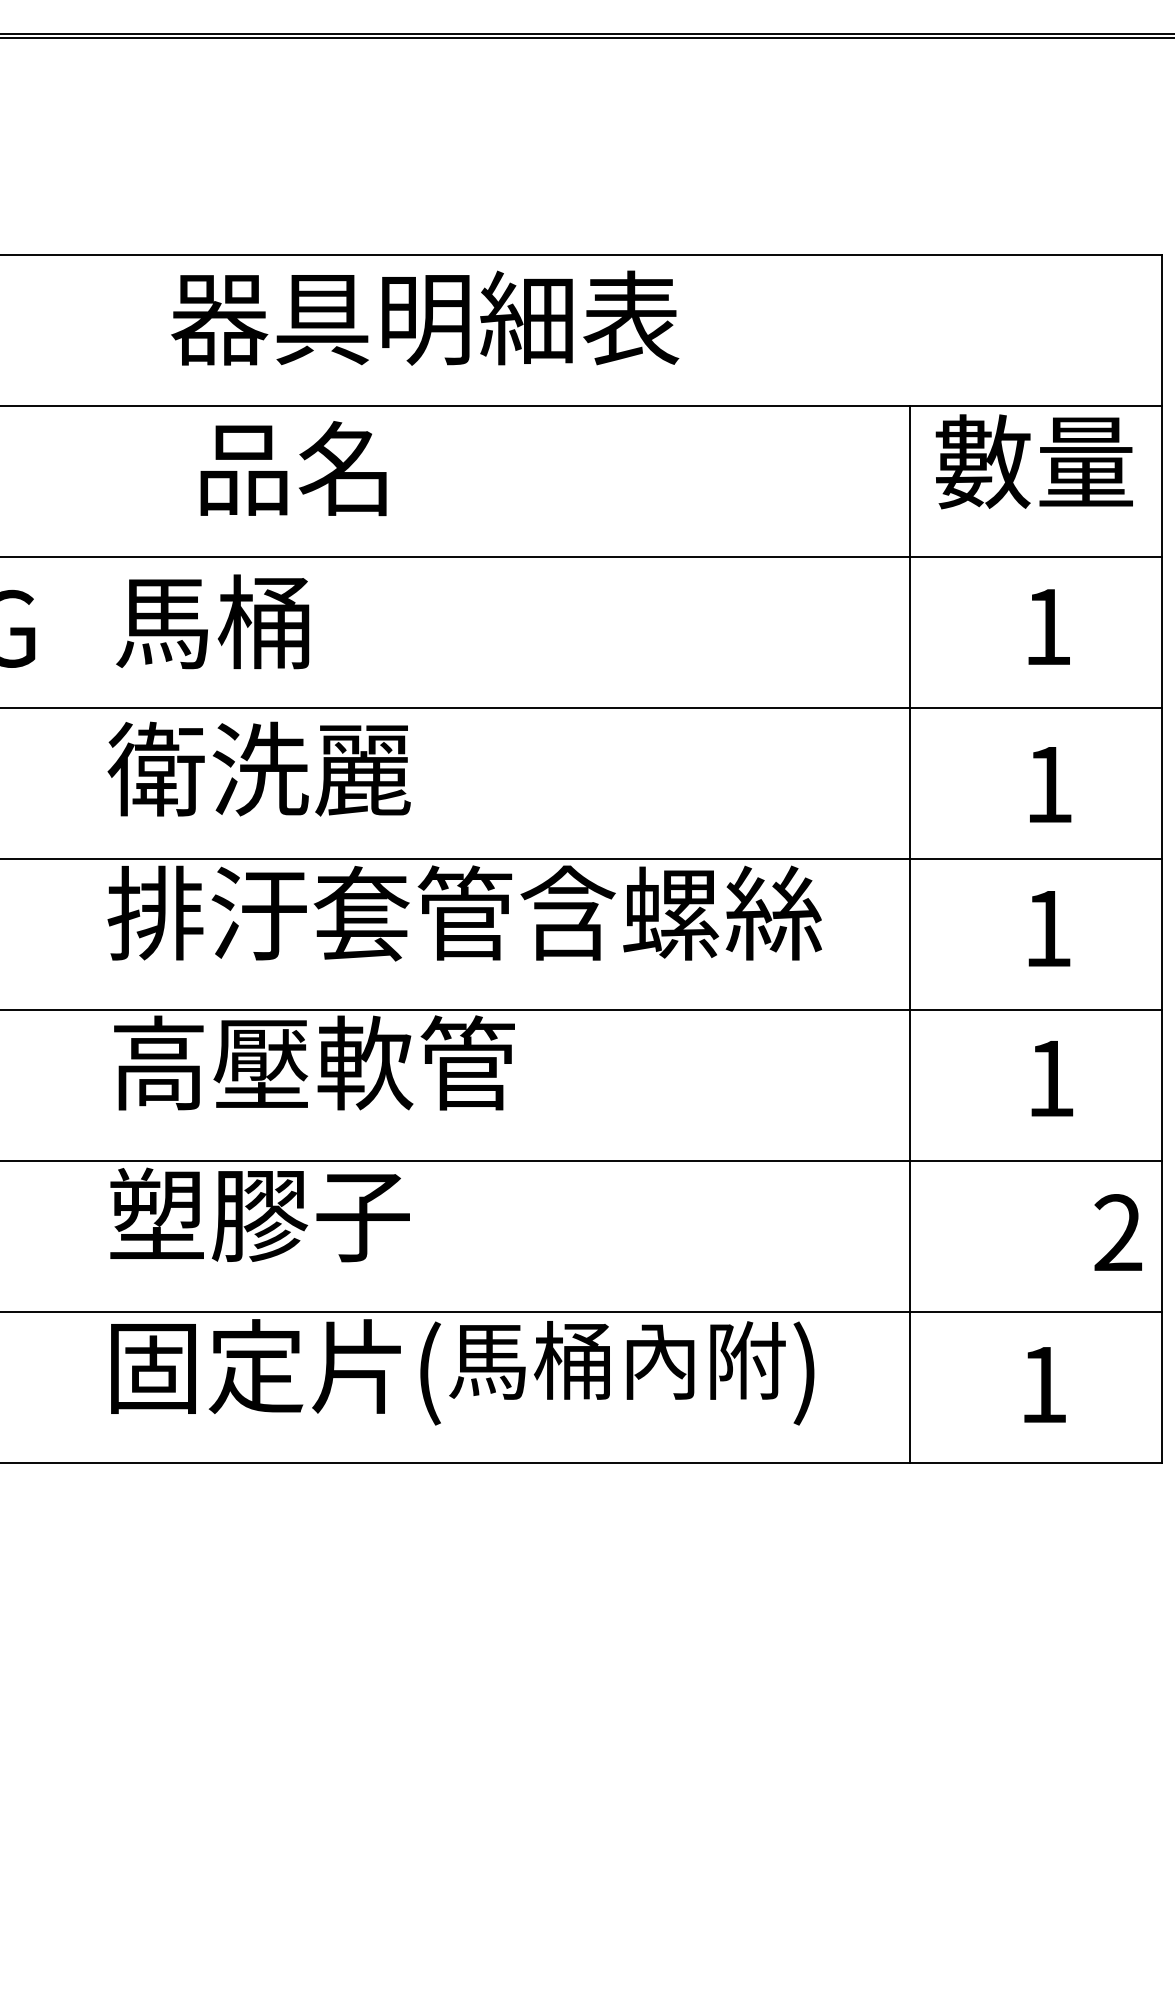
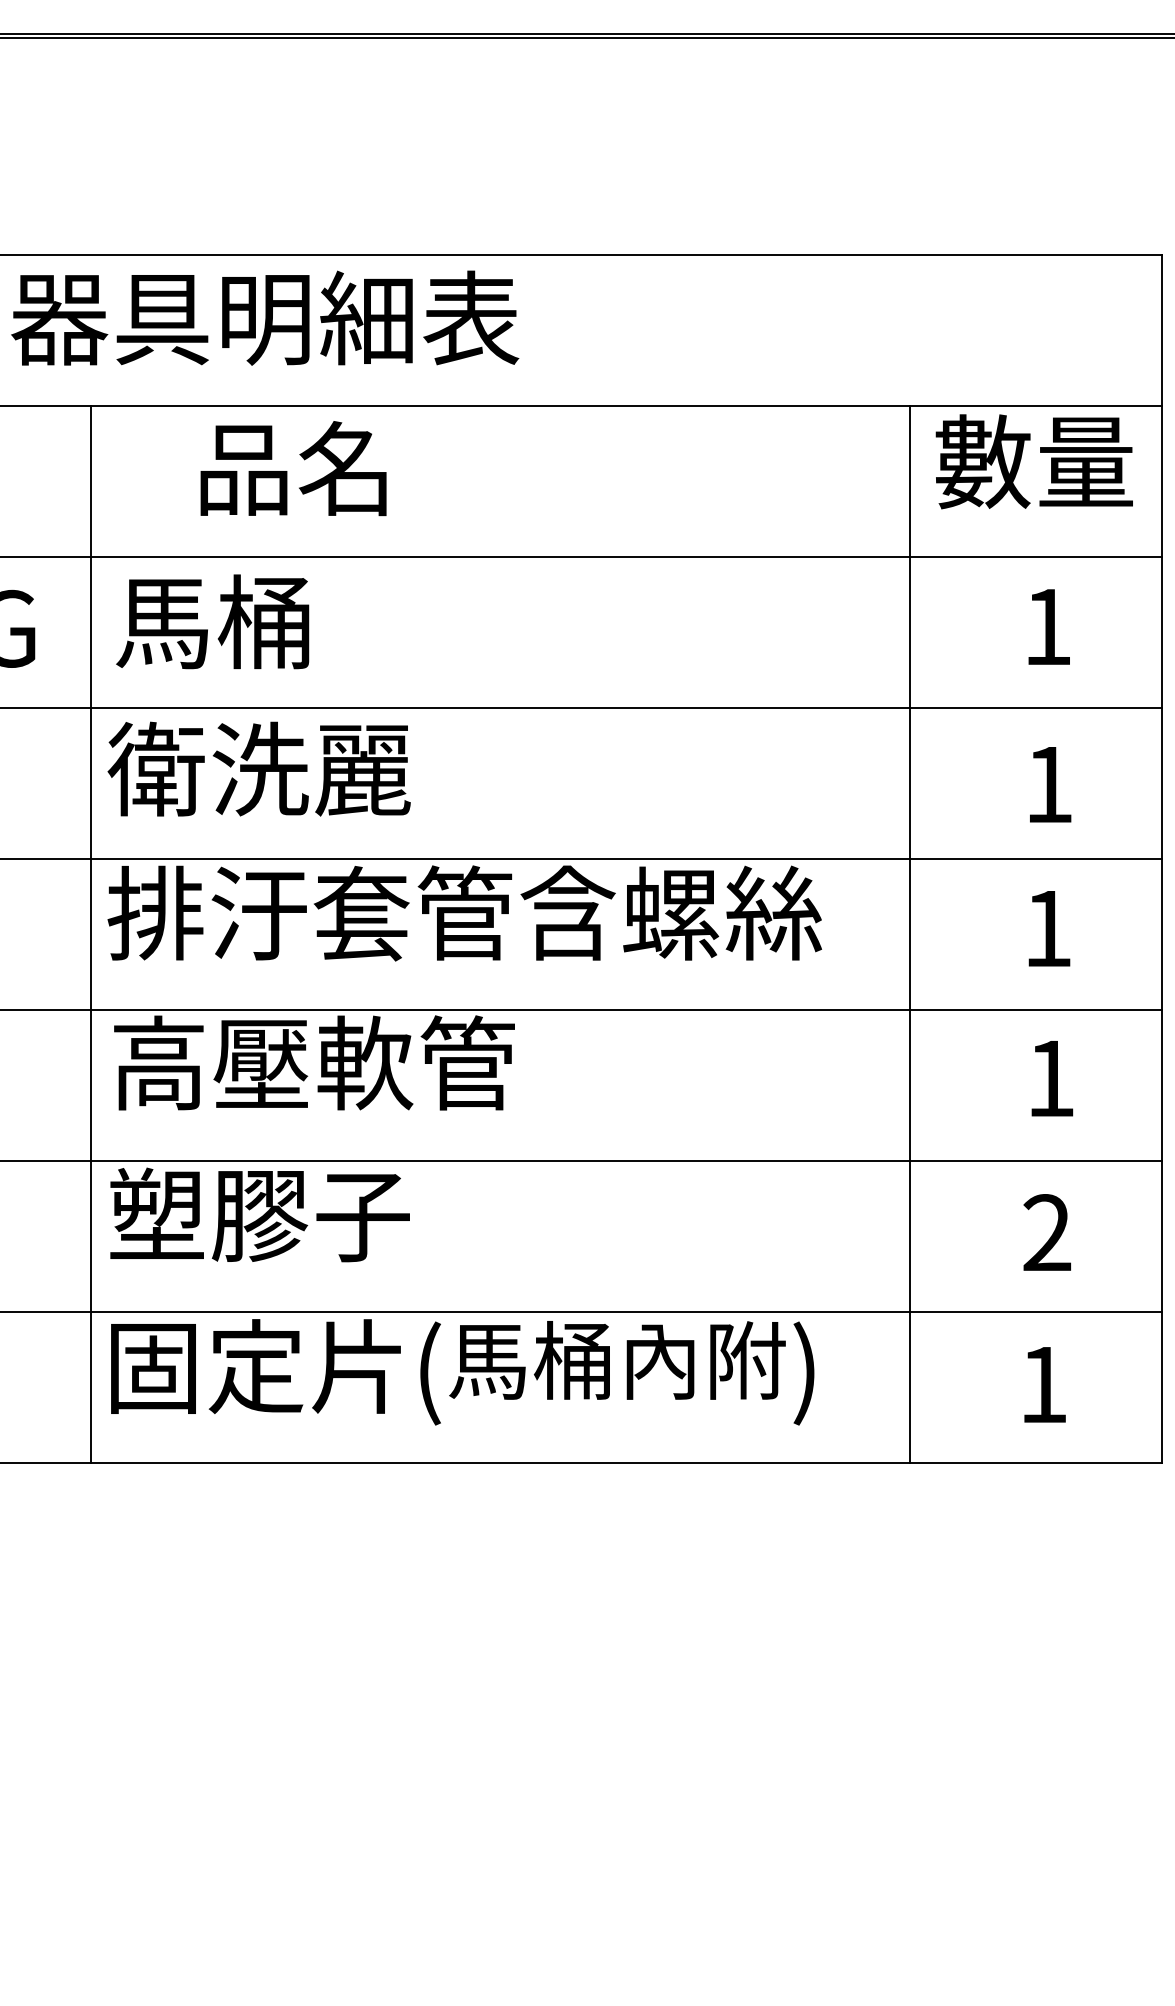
text position: (425, 317) -> (265, 317) (265, 317)
line: none -> present (91, 934)
text position: (1117, 1232) -> (1046, 1232) (1046, 1232)
